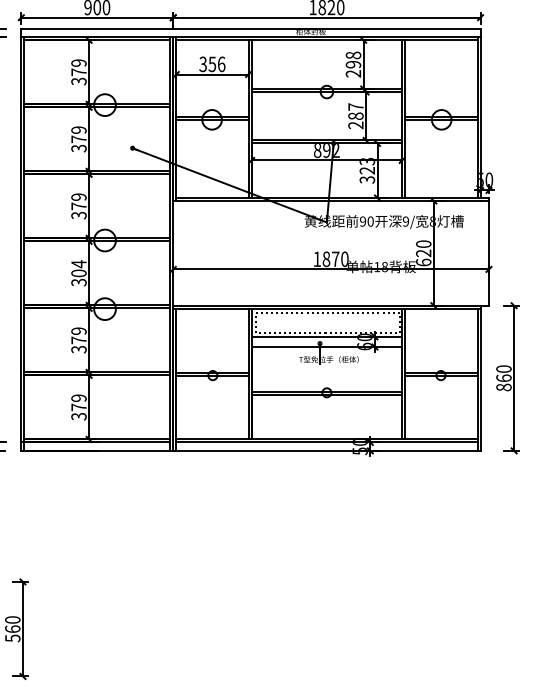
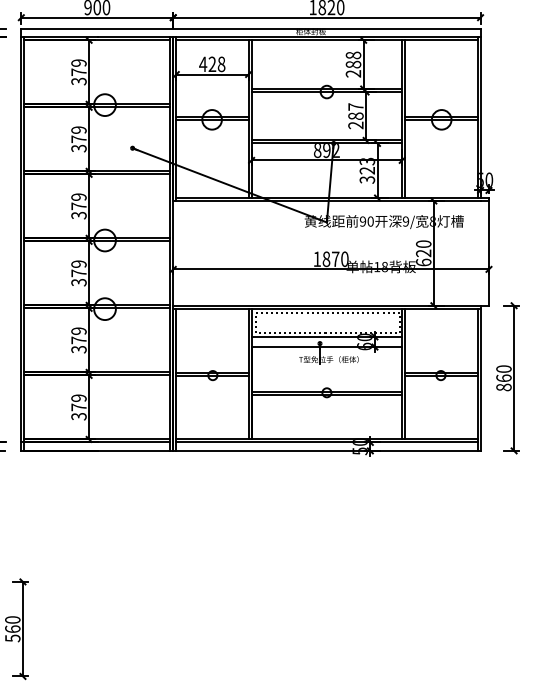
text: 356 -> 428 (212, 64)
text: 298 -> 288 (353, 64)
text: 304 -> 379 (78, 268)
